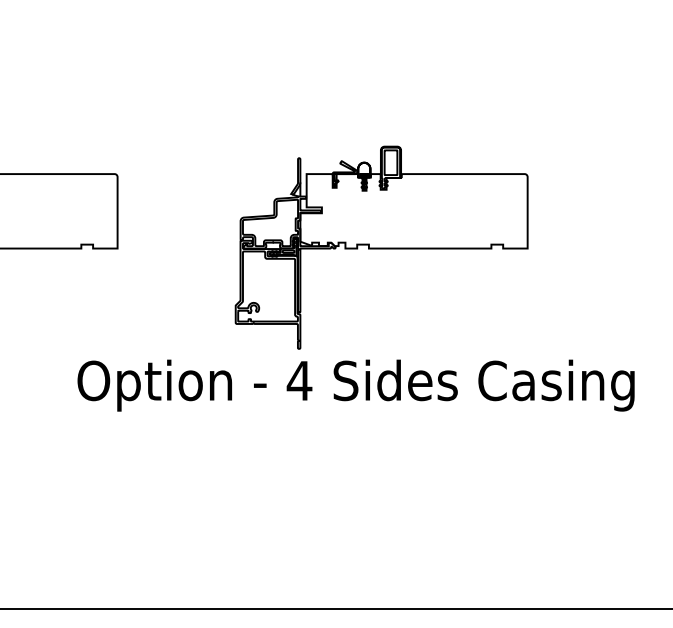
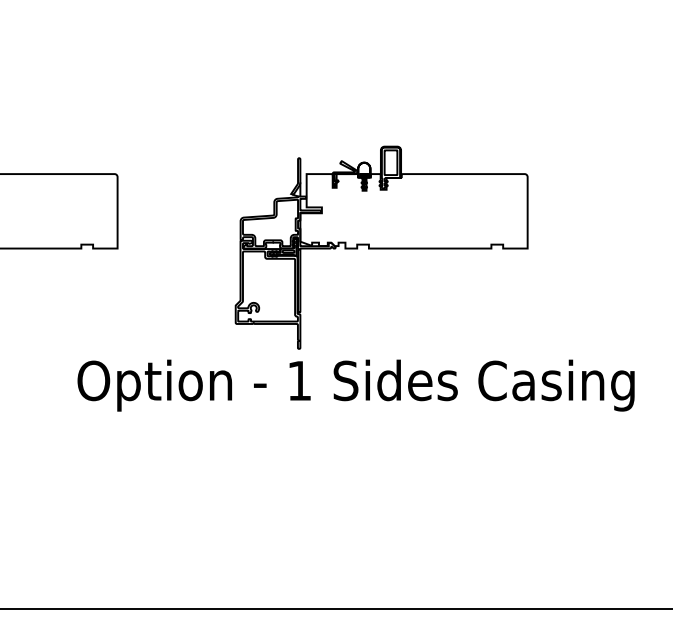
text: 4 -> 1 (299, 380)
